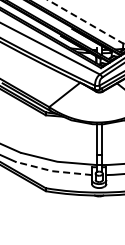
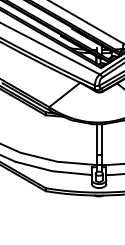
line: dashed -> solid (86, 22)
line: dashed -> solid (52, 171)
